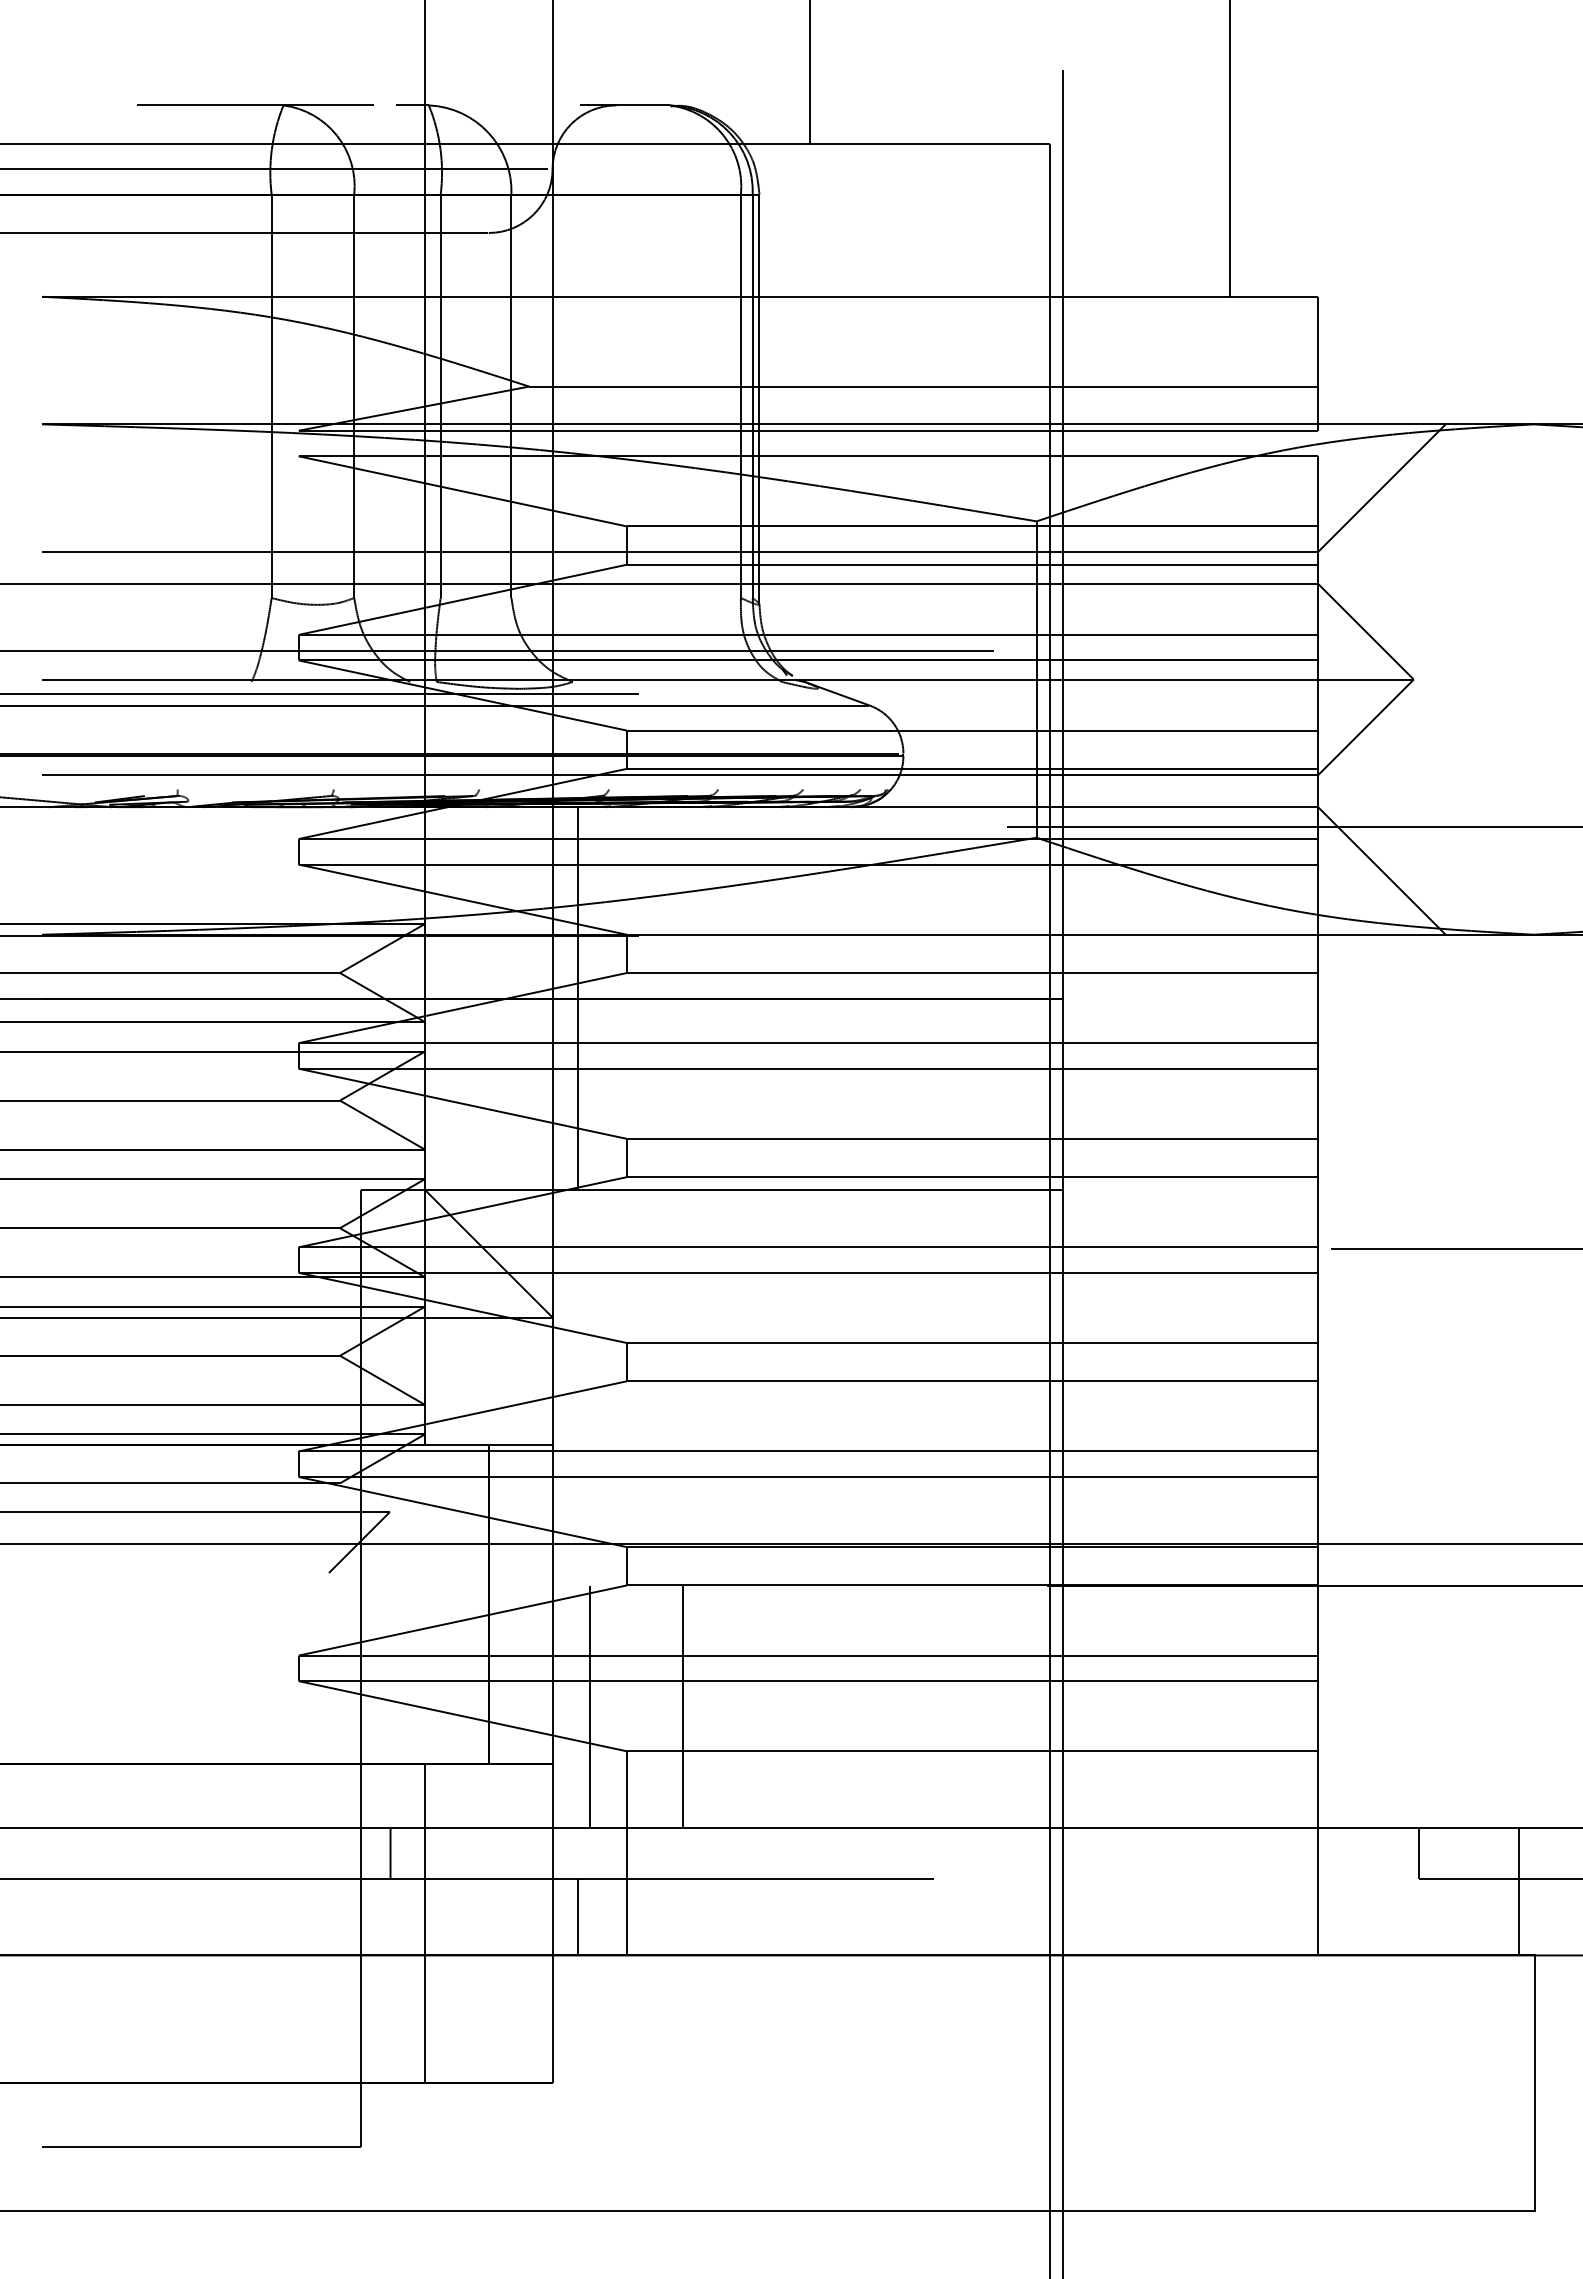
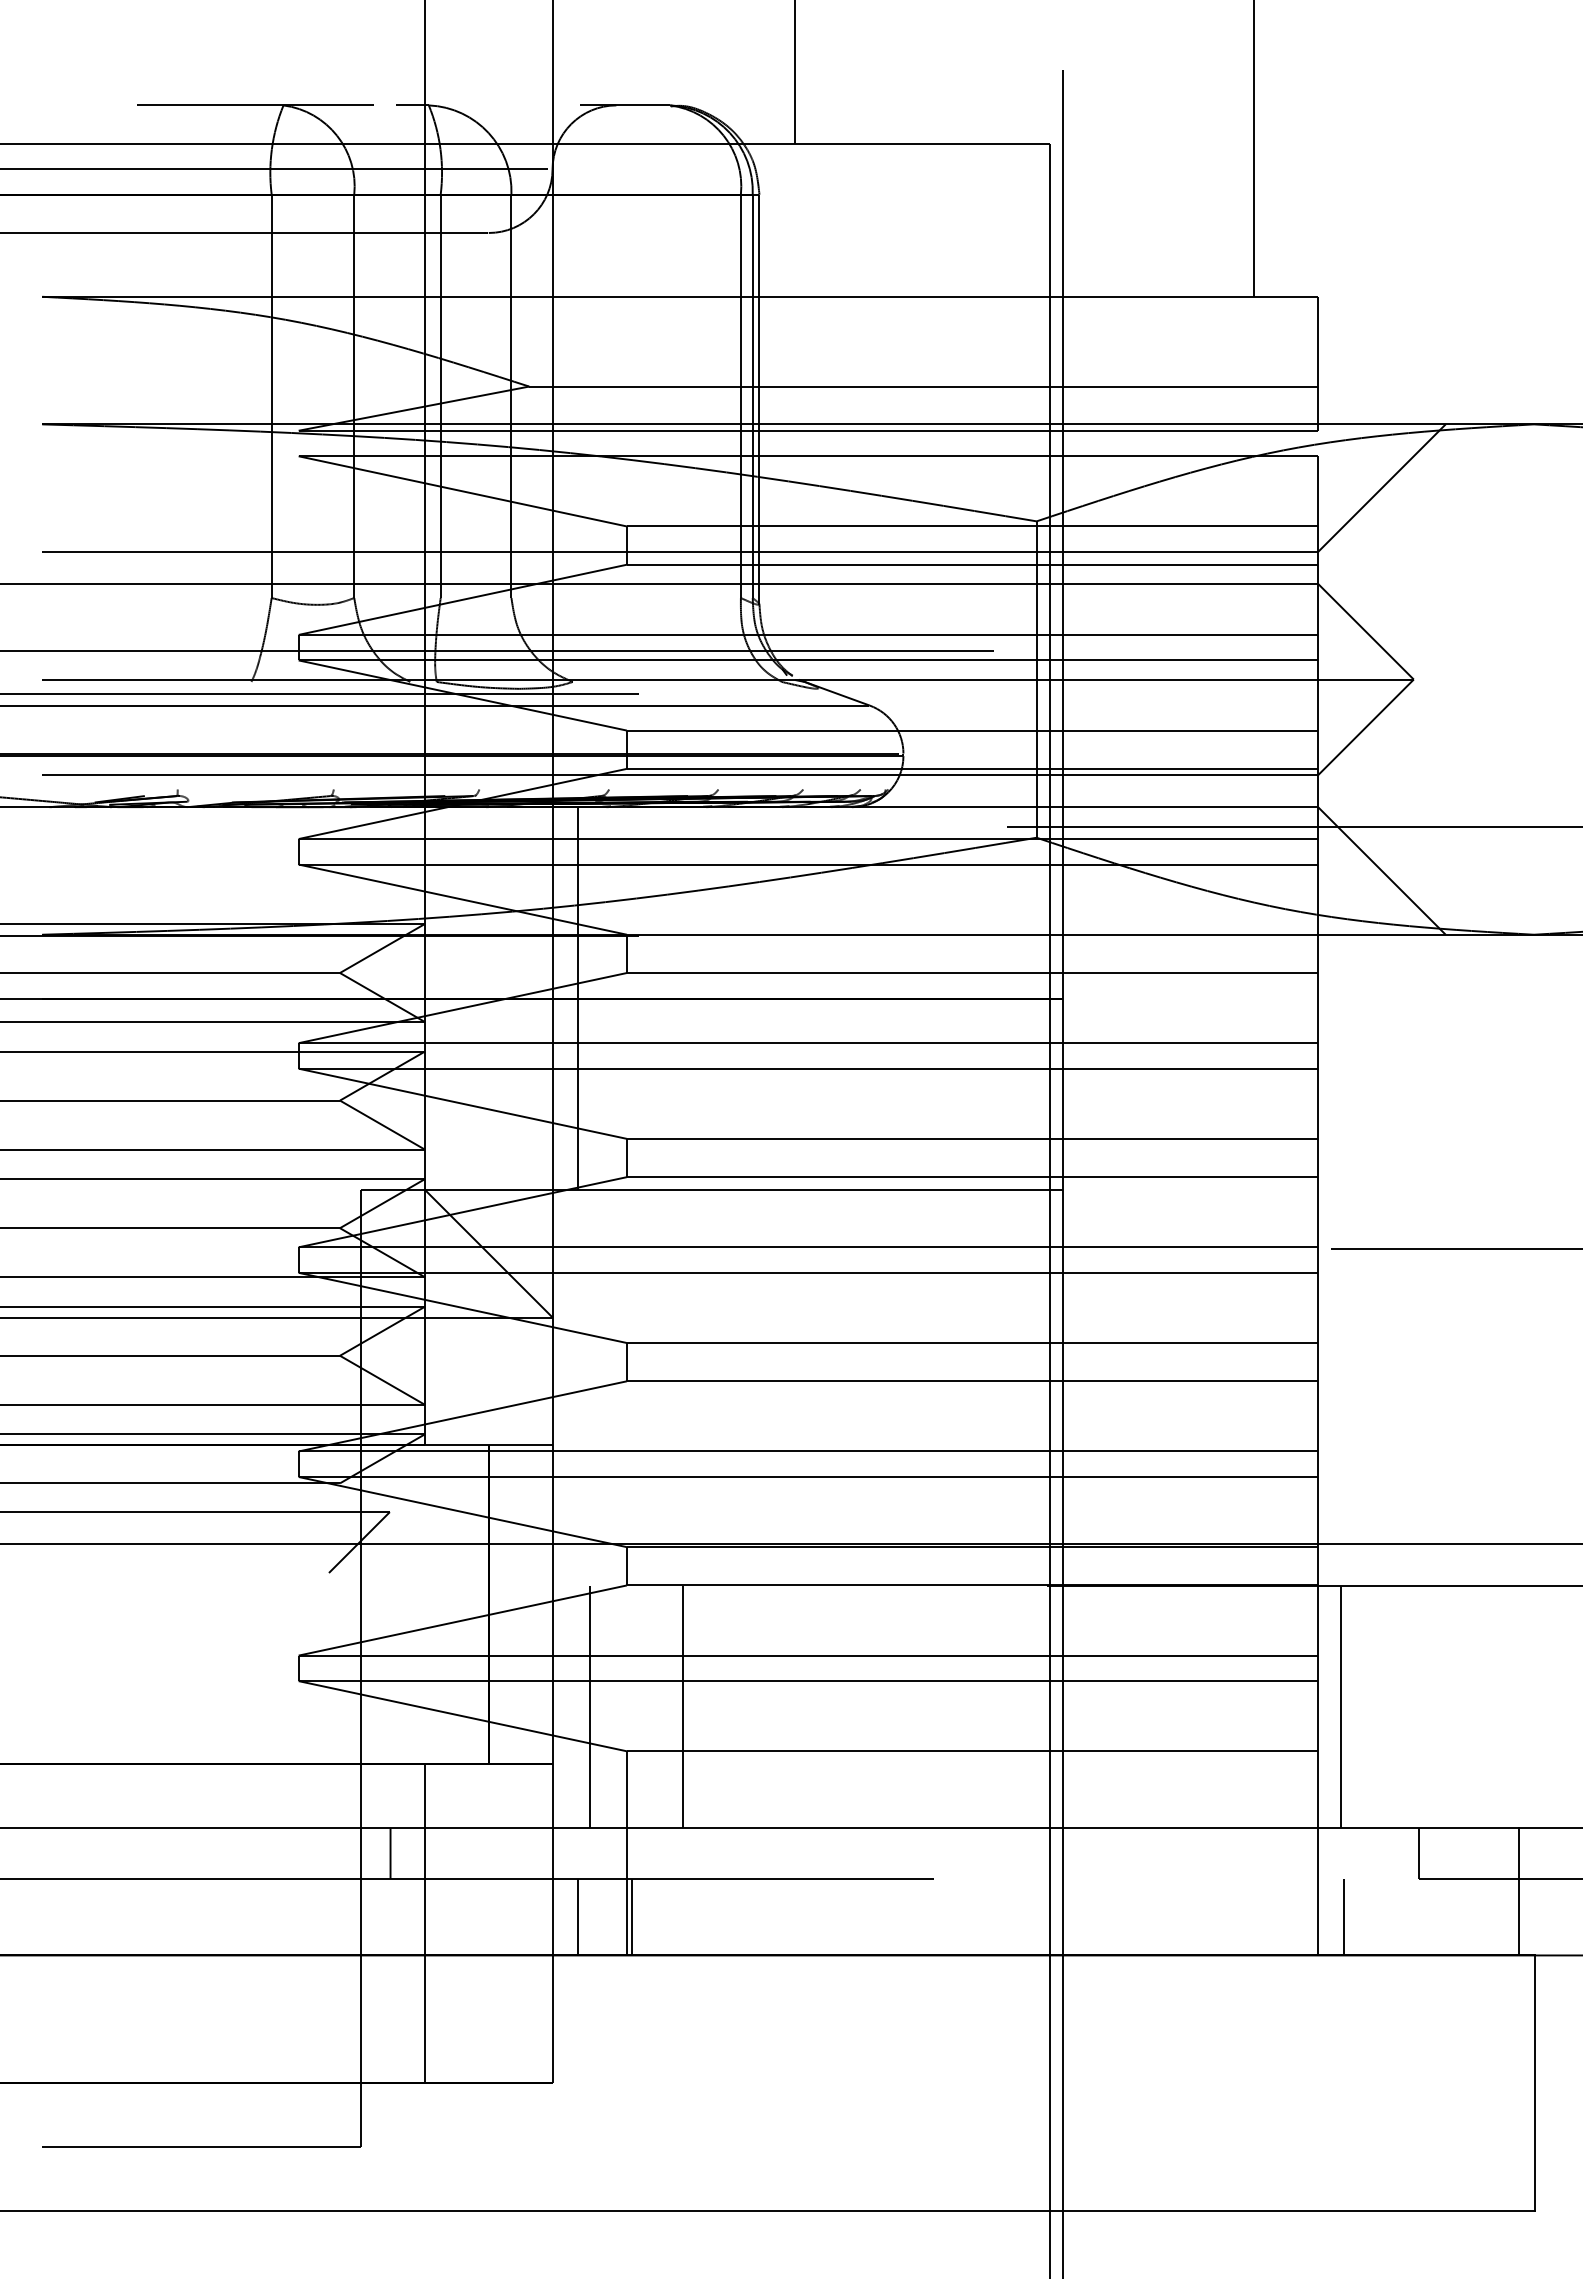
line position: (810, 72) -> (795, 72) (795, 72)
line position: (1230, 149) -> (1254, 149) (1254, 149)
line: none -> present (1340, 1706)
line: none -> present (632, 1916)
line: none -> present (1343, 1916)
